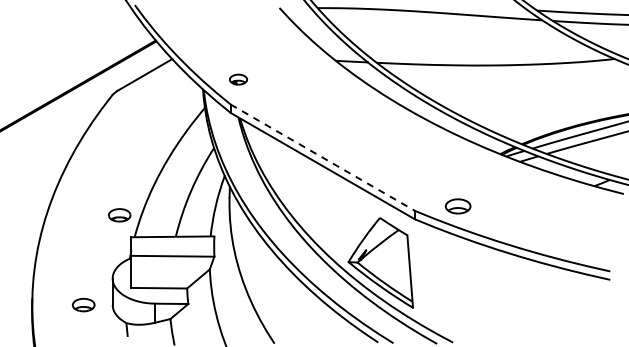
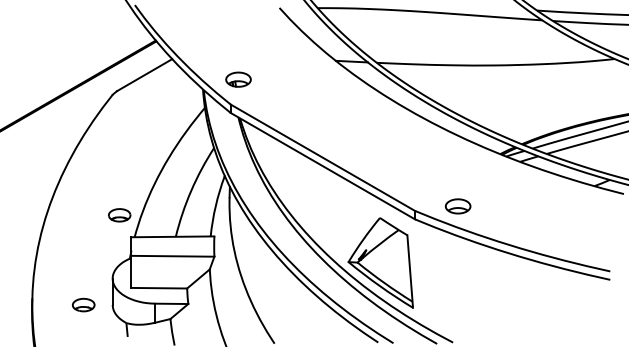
part size: 20x13 px -> 27x17 px (238, 79)
line: dashed -> solid (323, 158)
